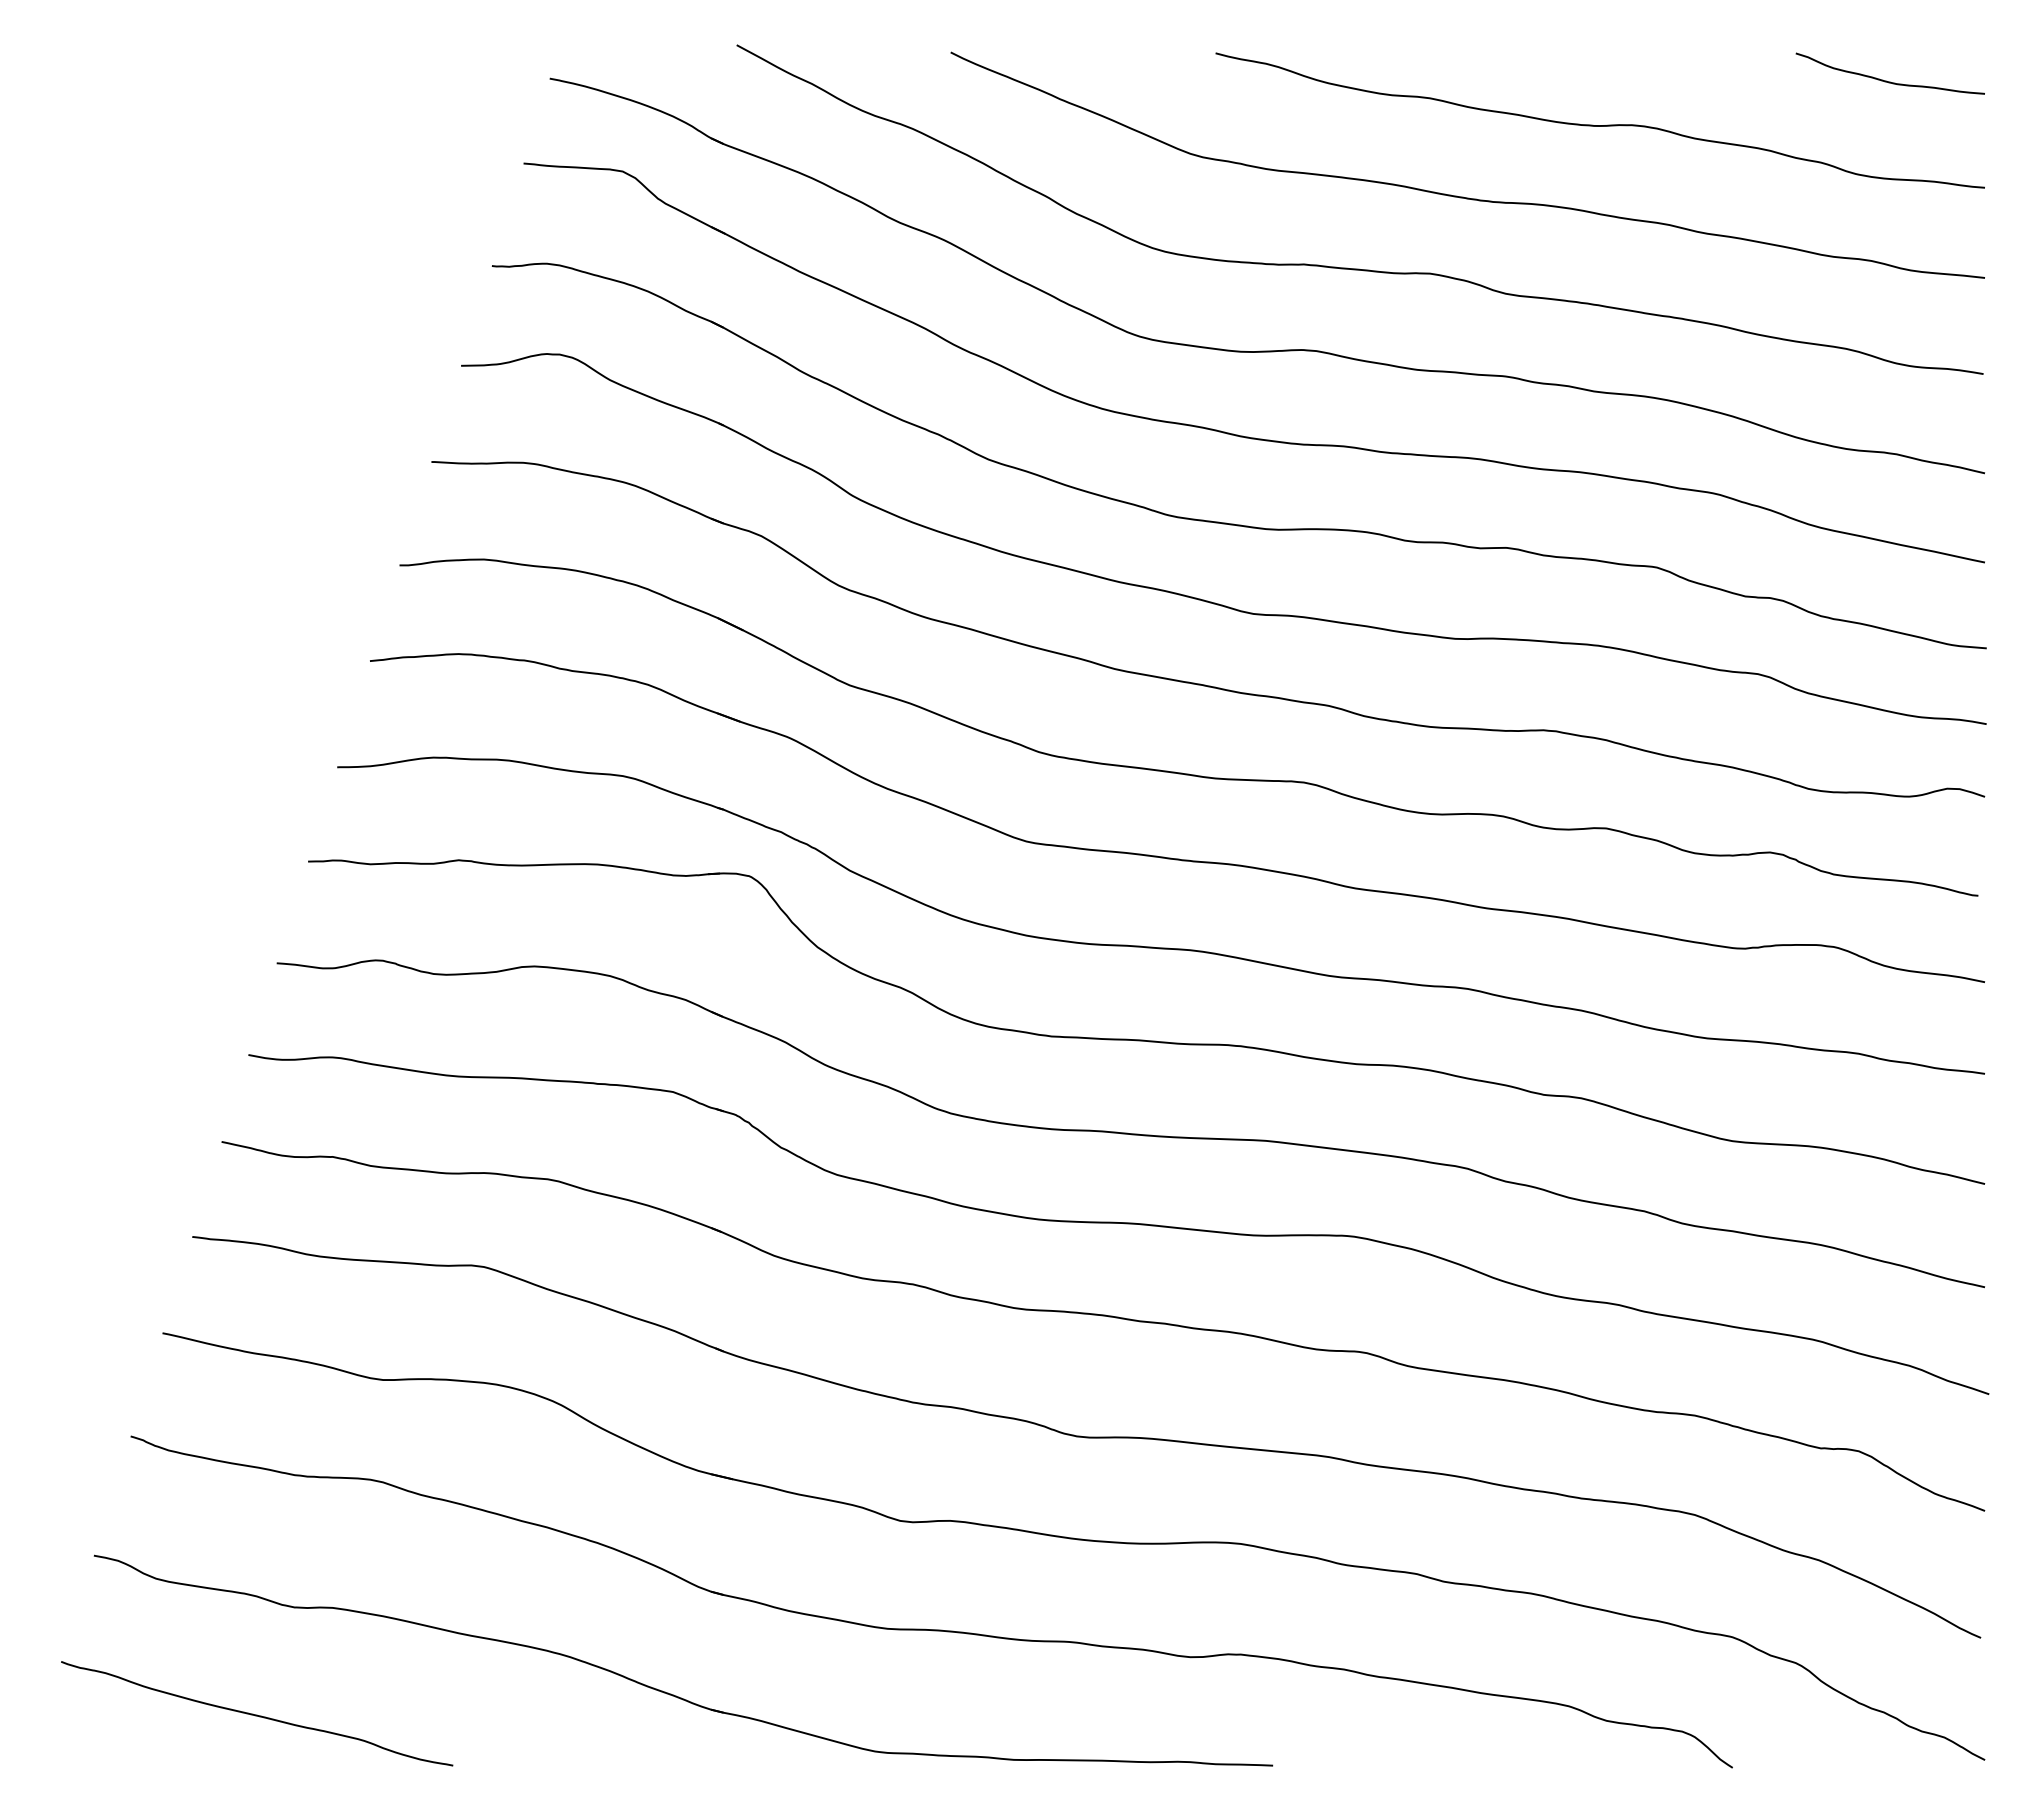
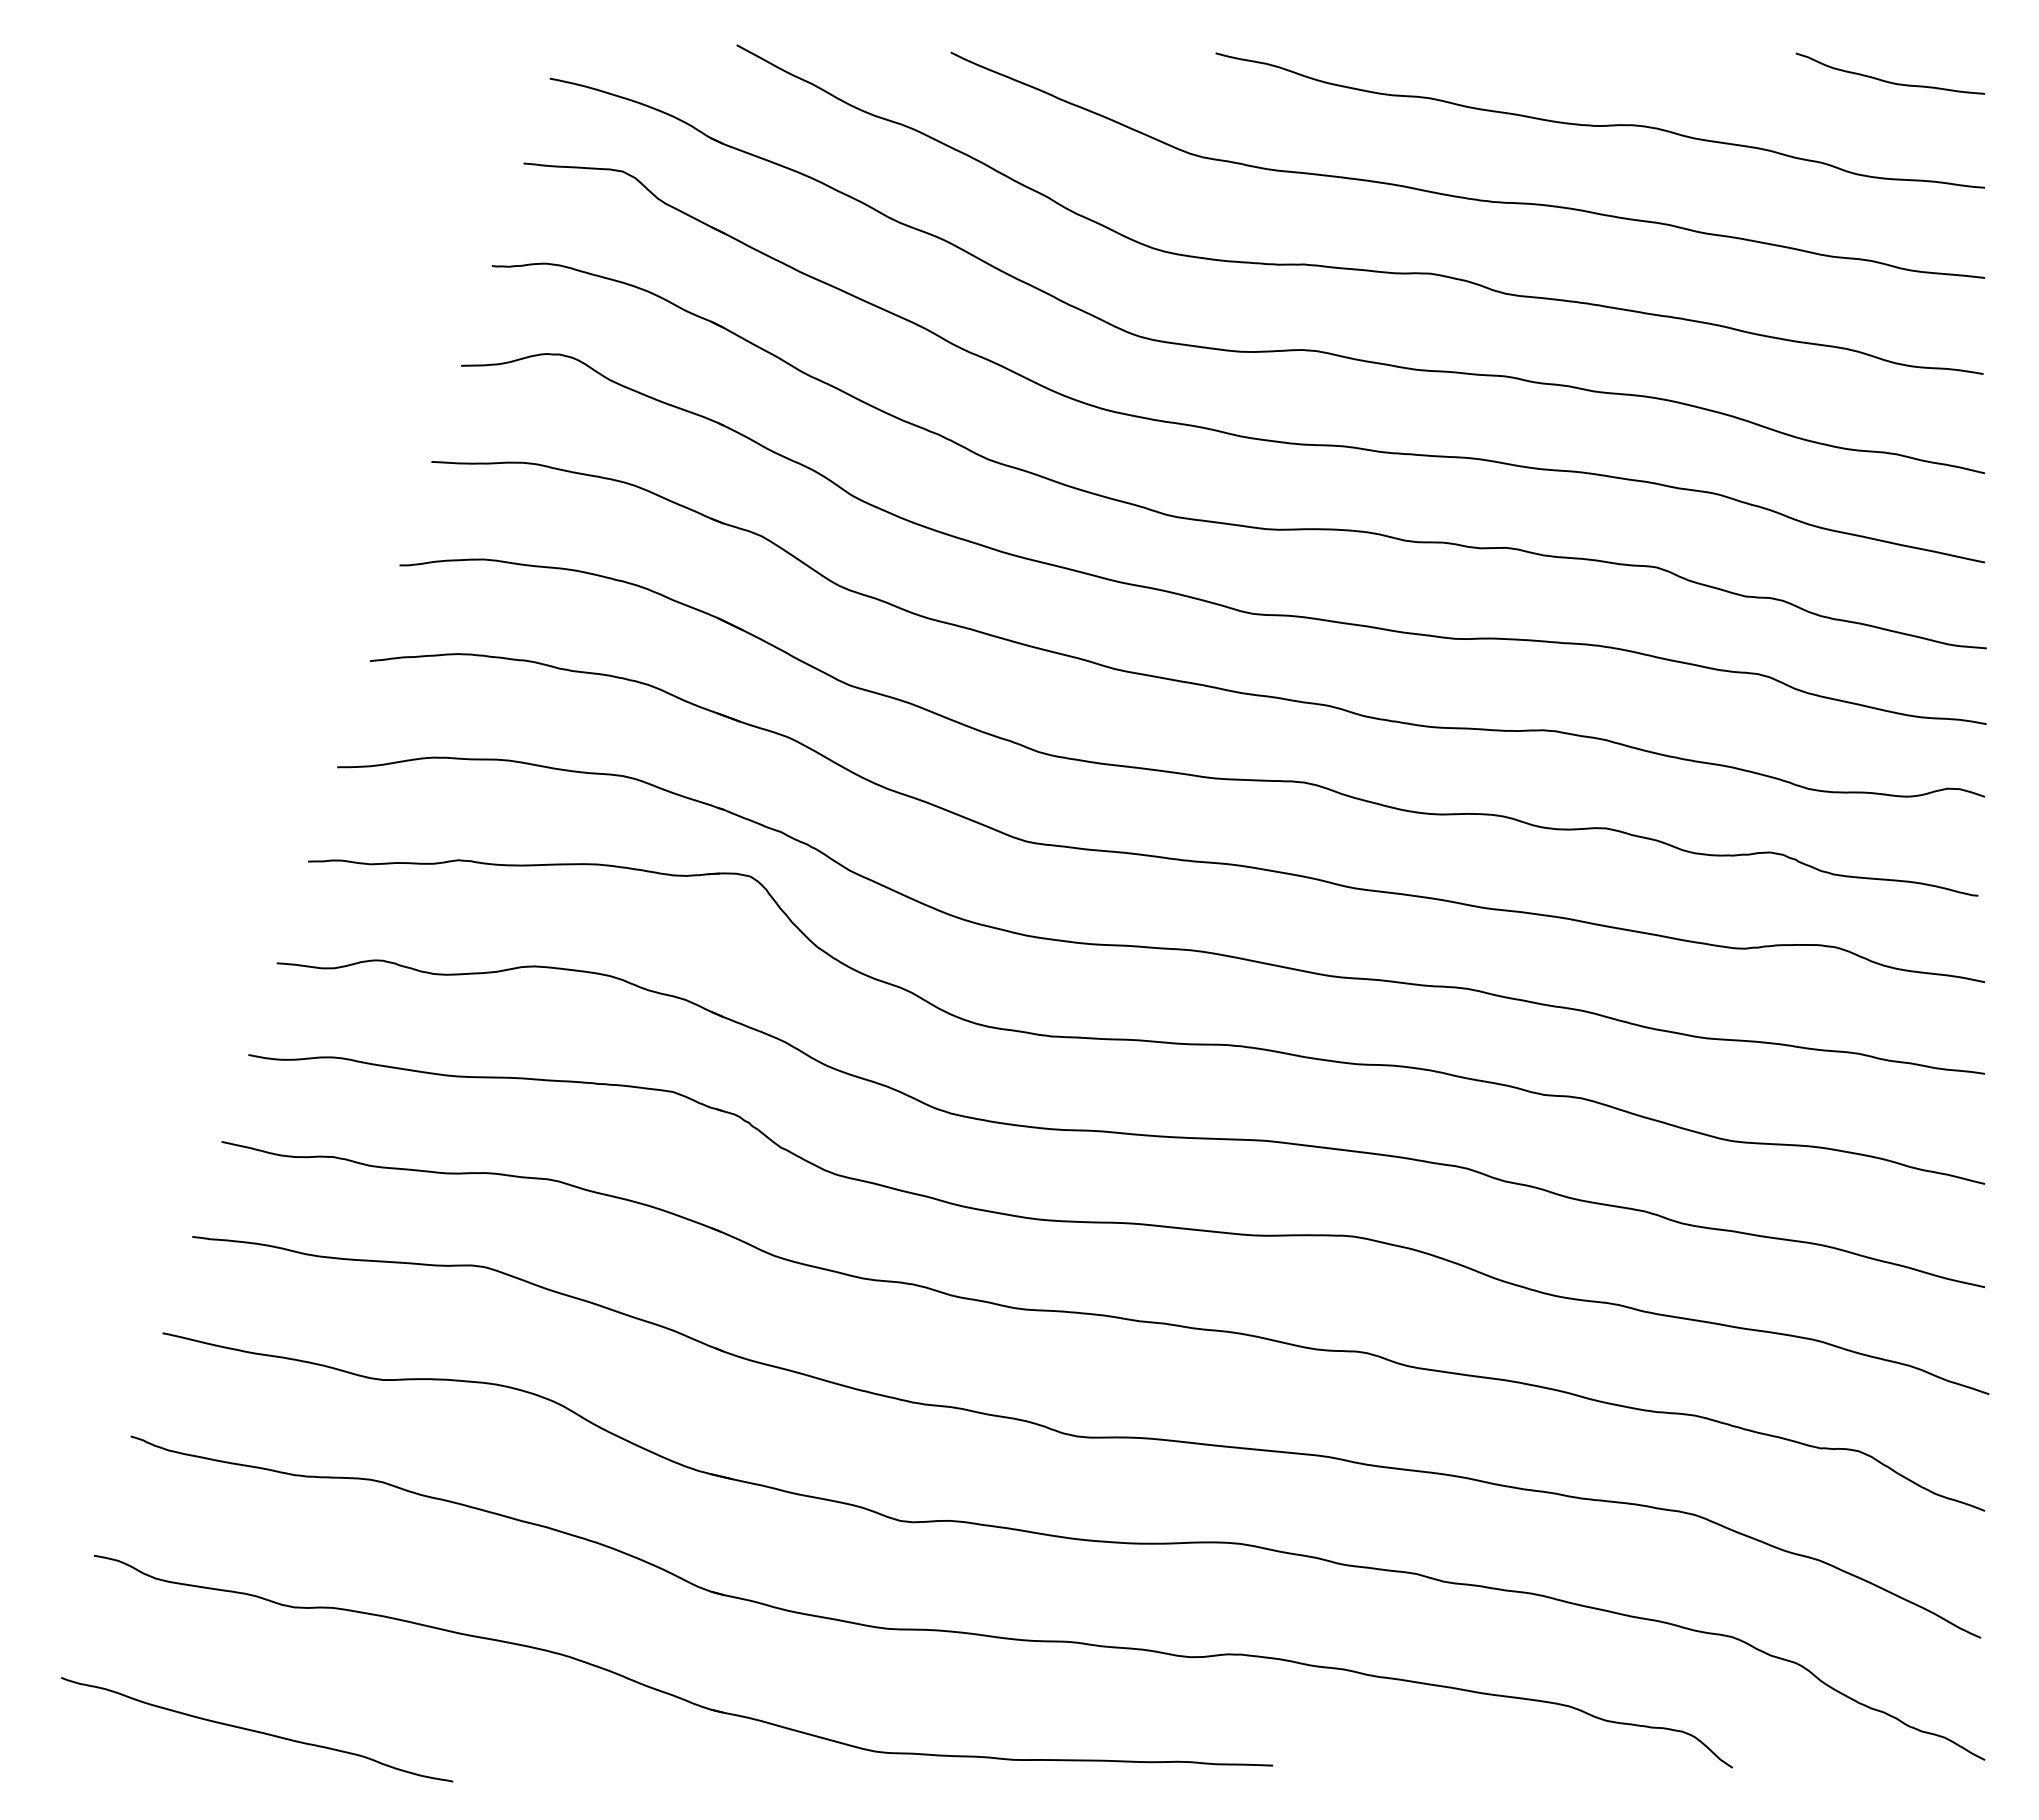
curve position: (257, 1714) -> (257, 1730) (257, 1730)
